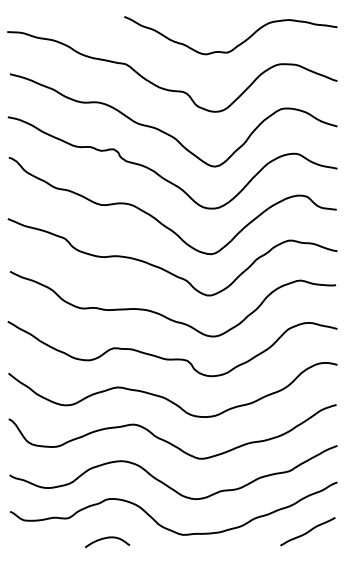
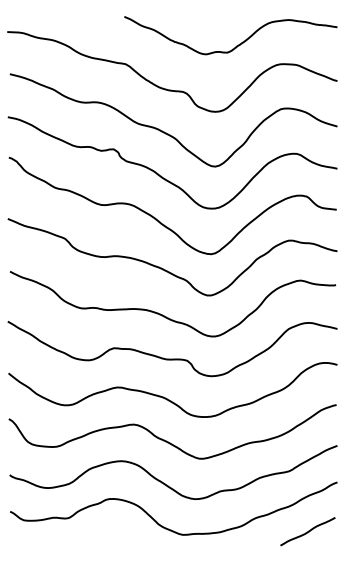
curve: present -> none (107, 538)
